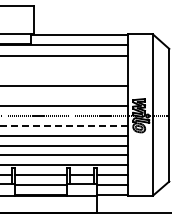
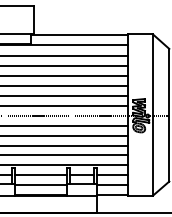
line: none -> present (65, 65)
line: none -> present (65, 75)
line: none -> present (65, 95)
line: dashed -> solid (64, 125)
